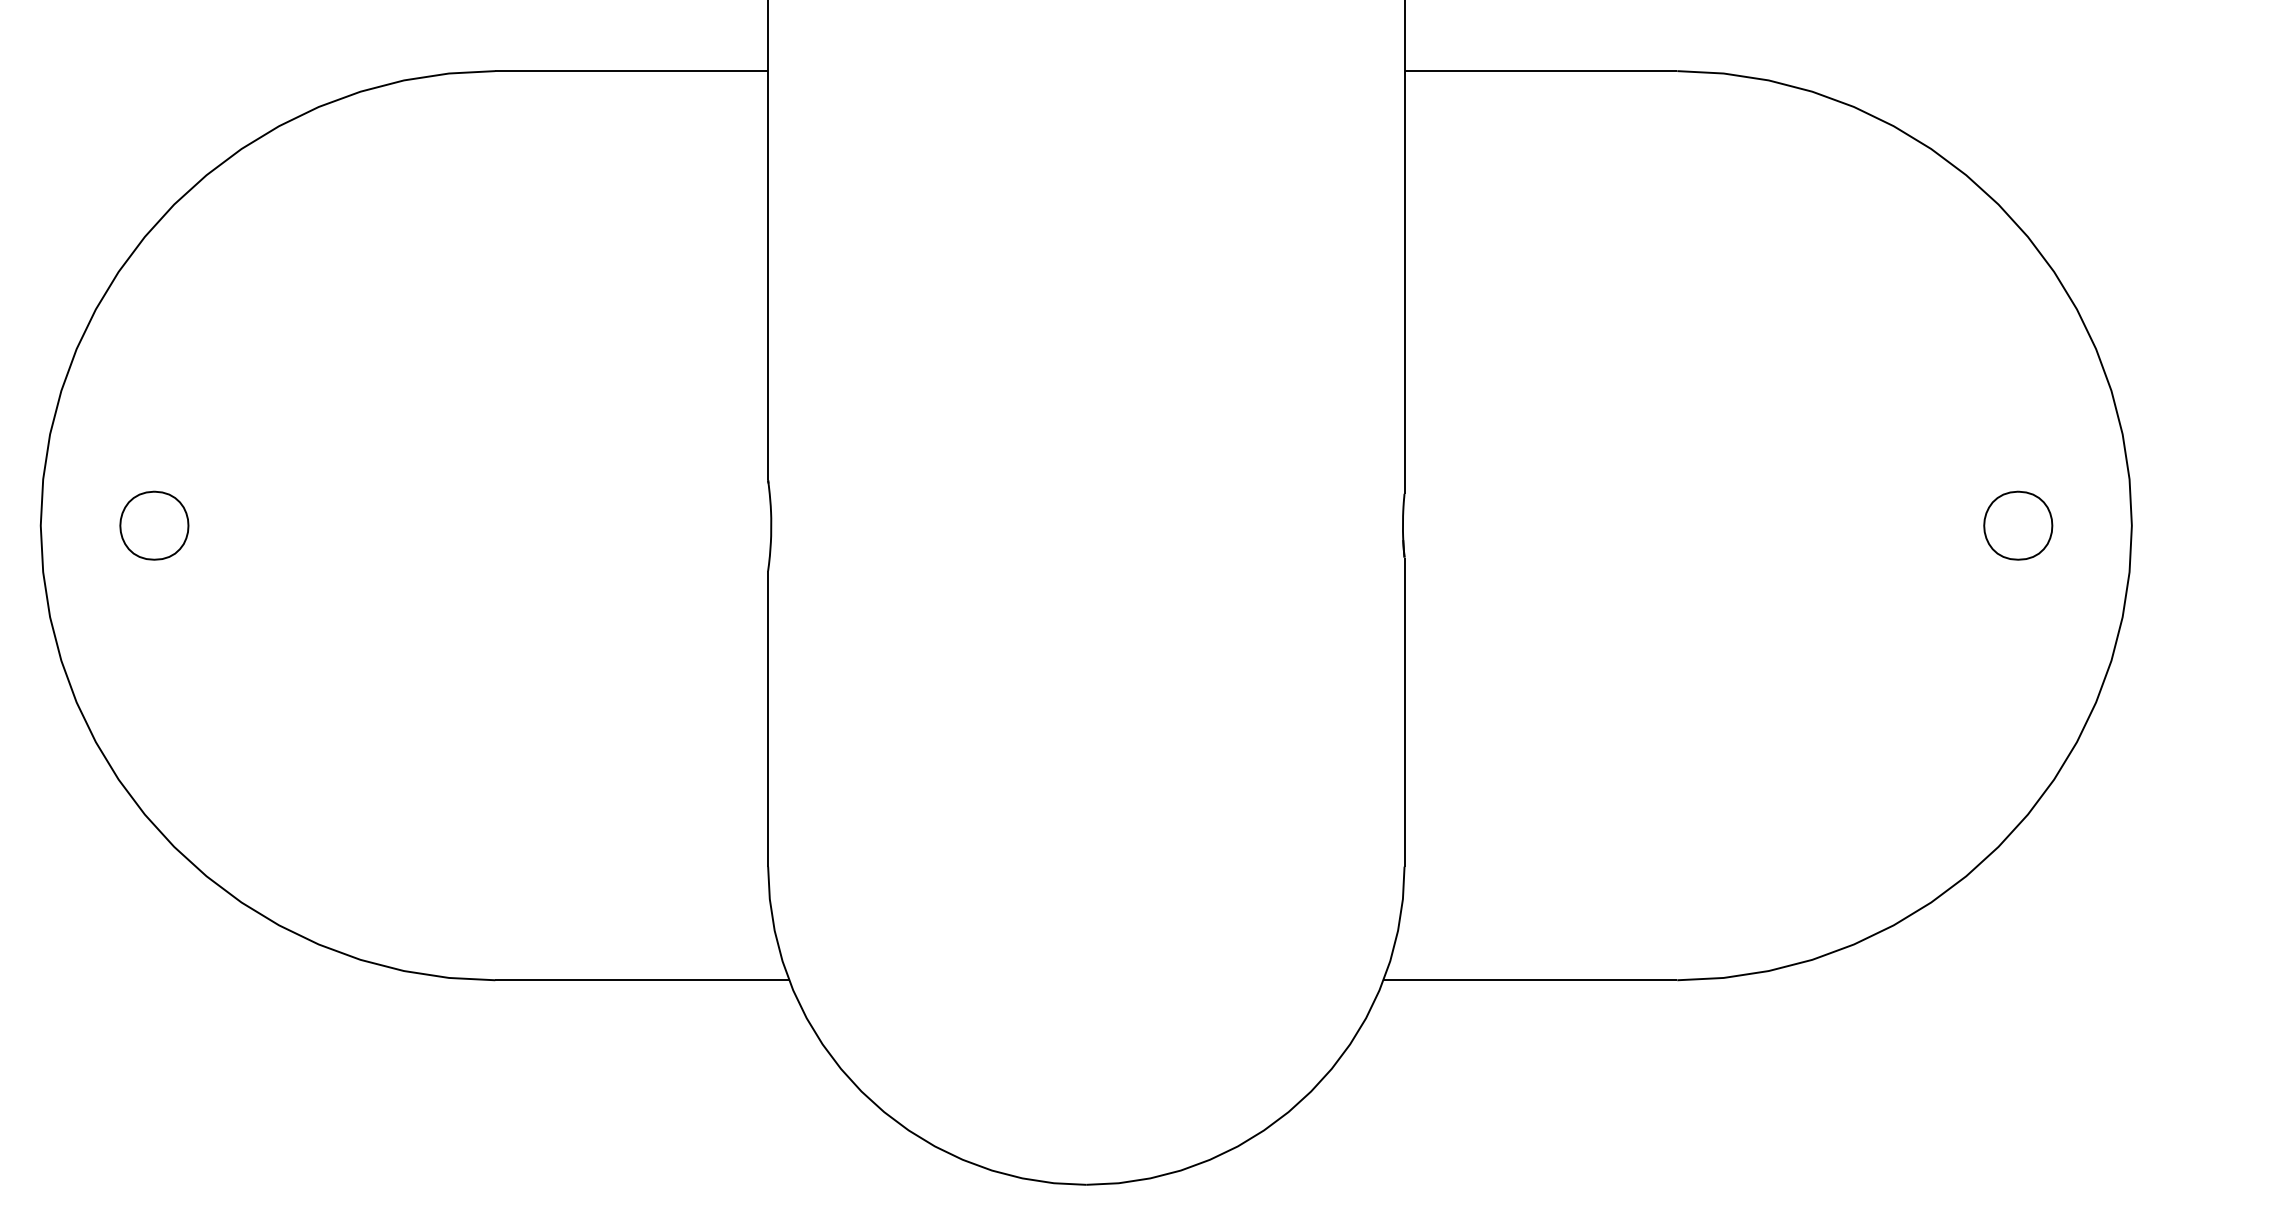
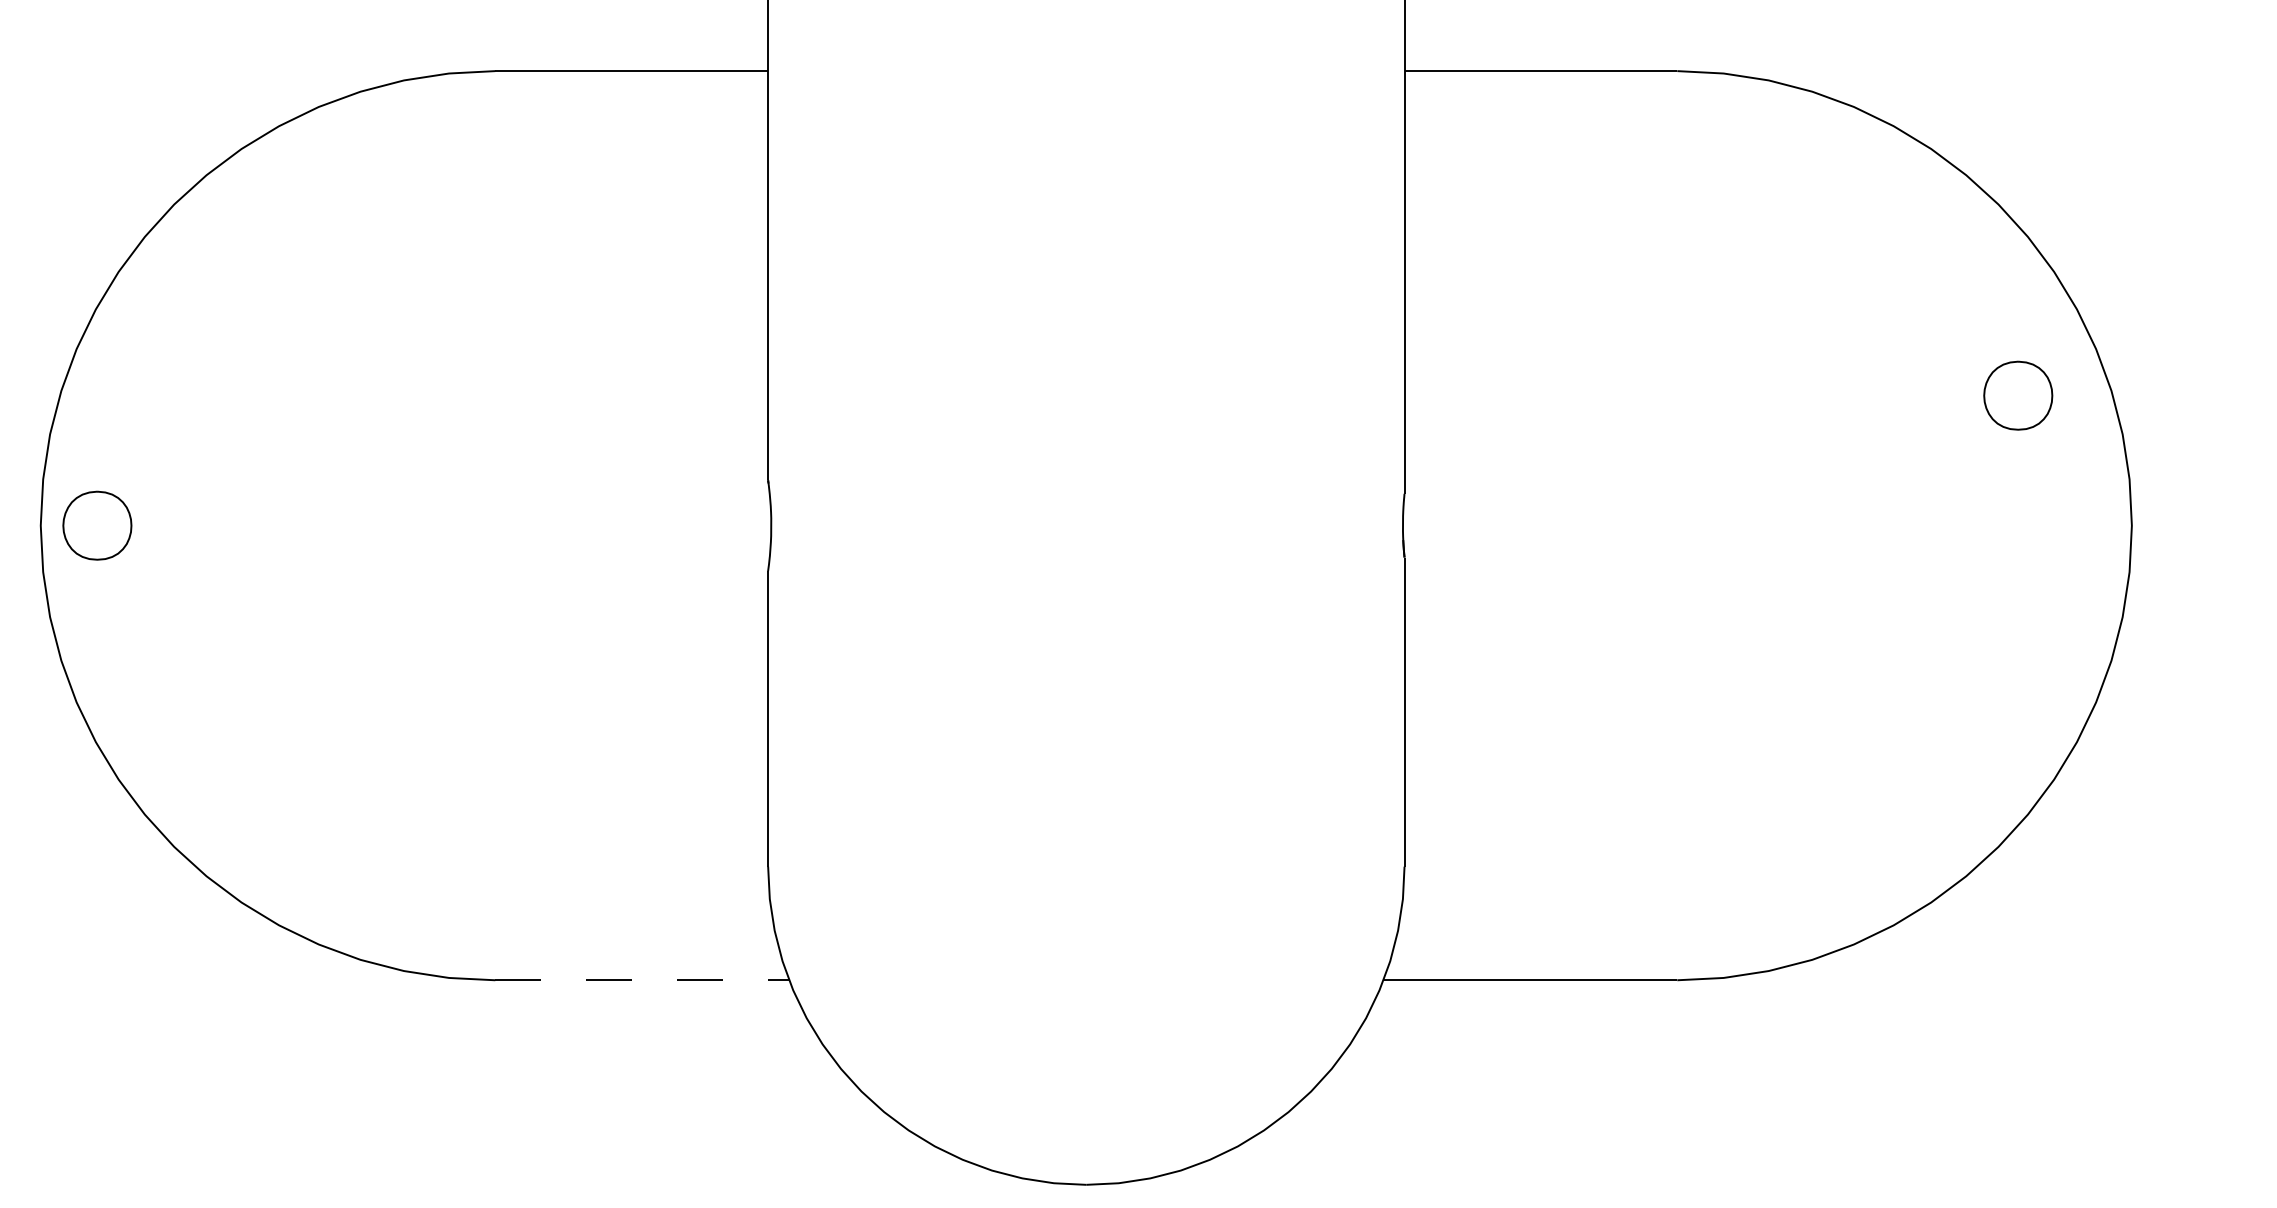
part position: (154, 525) -> (97, 525) (97, 525)
part position: (2018, 525) -> (2018, 395) (2018, 395)
line: solid -> dashed (642, 980)
